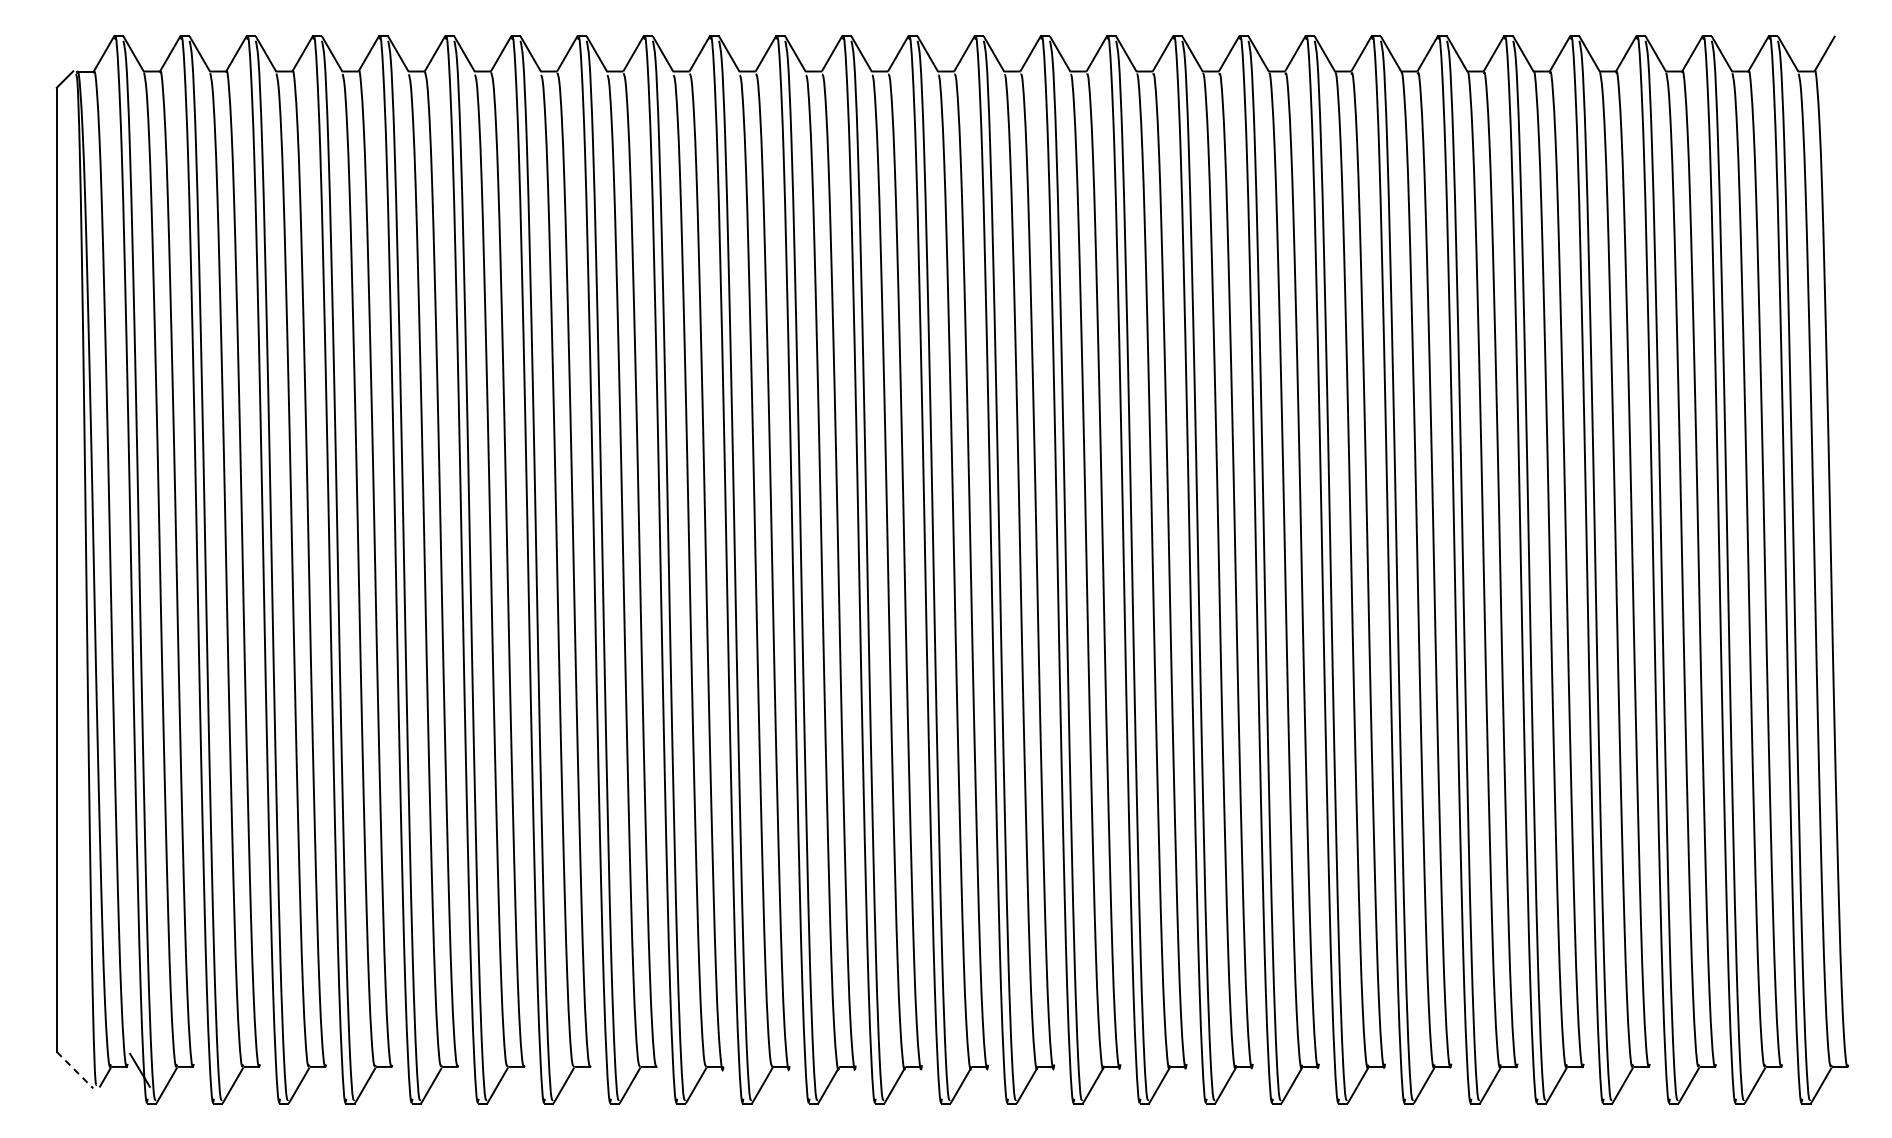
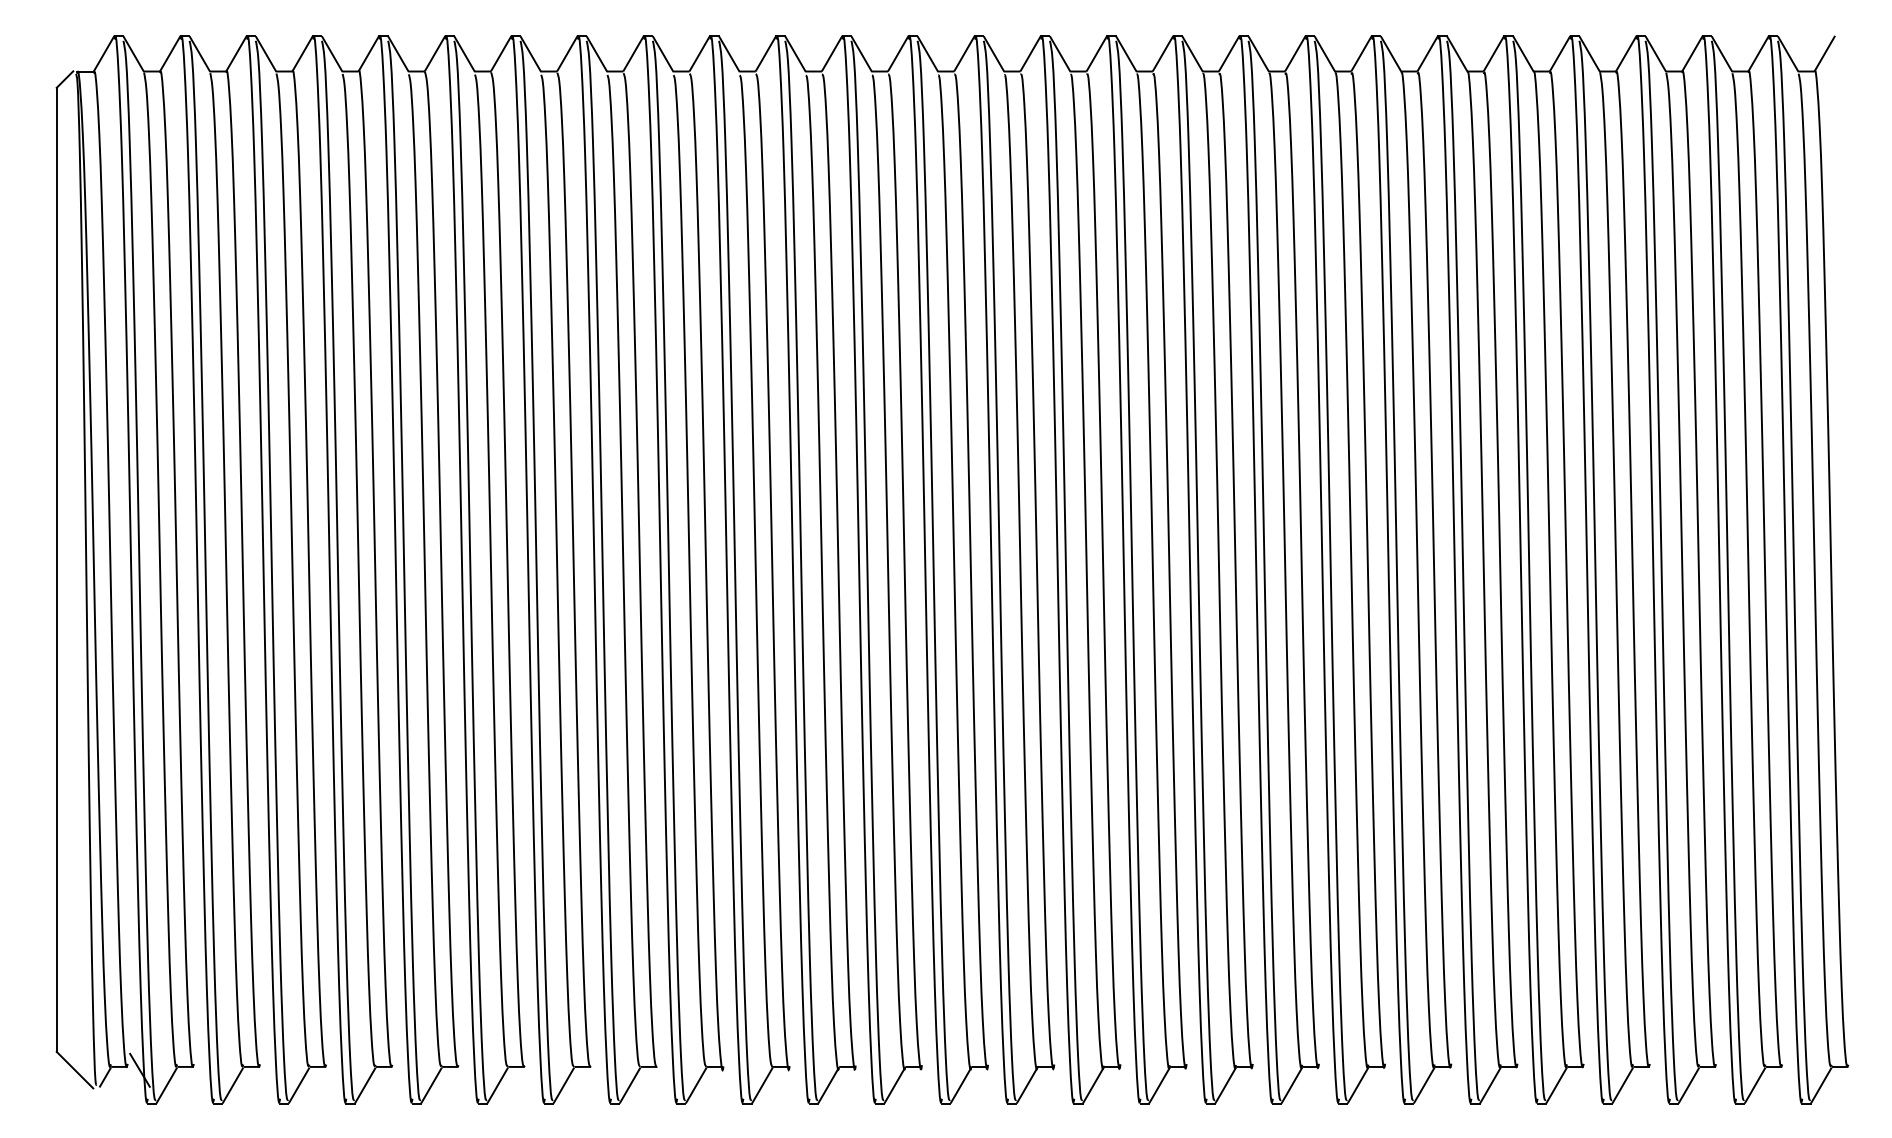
line: dashed -> solid (75, 1070)
